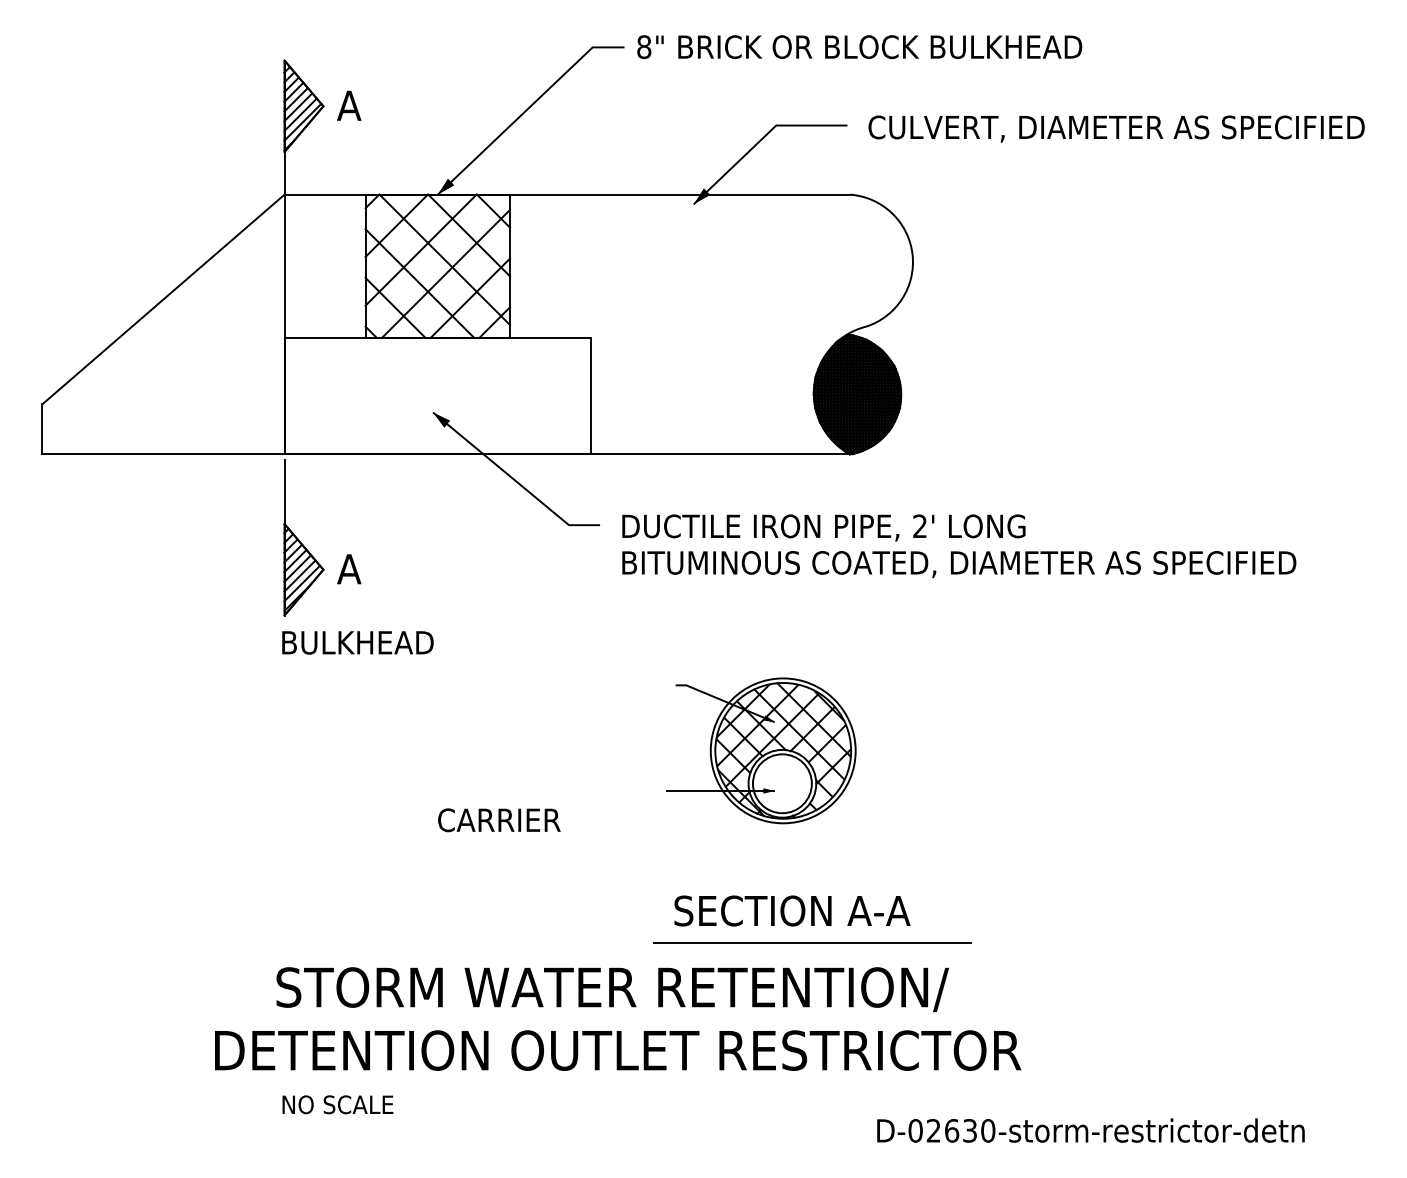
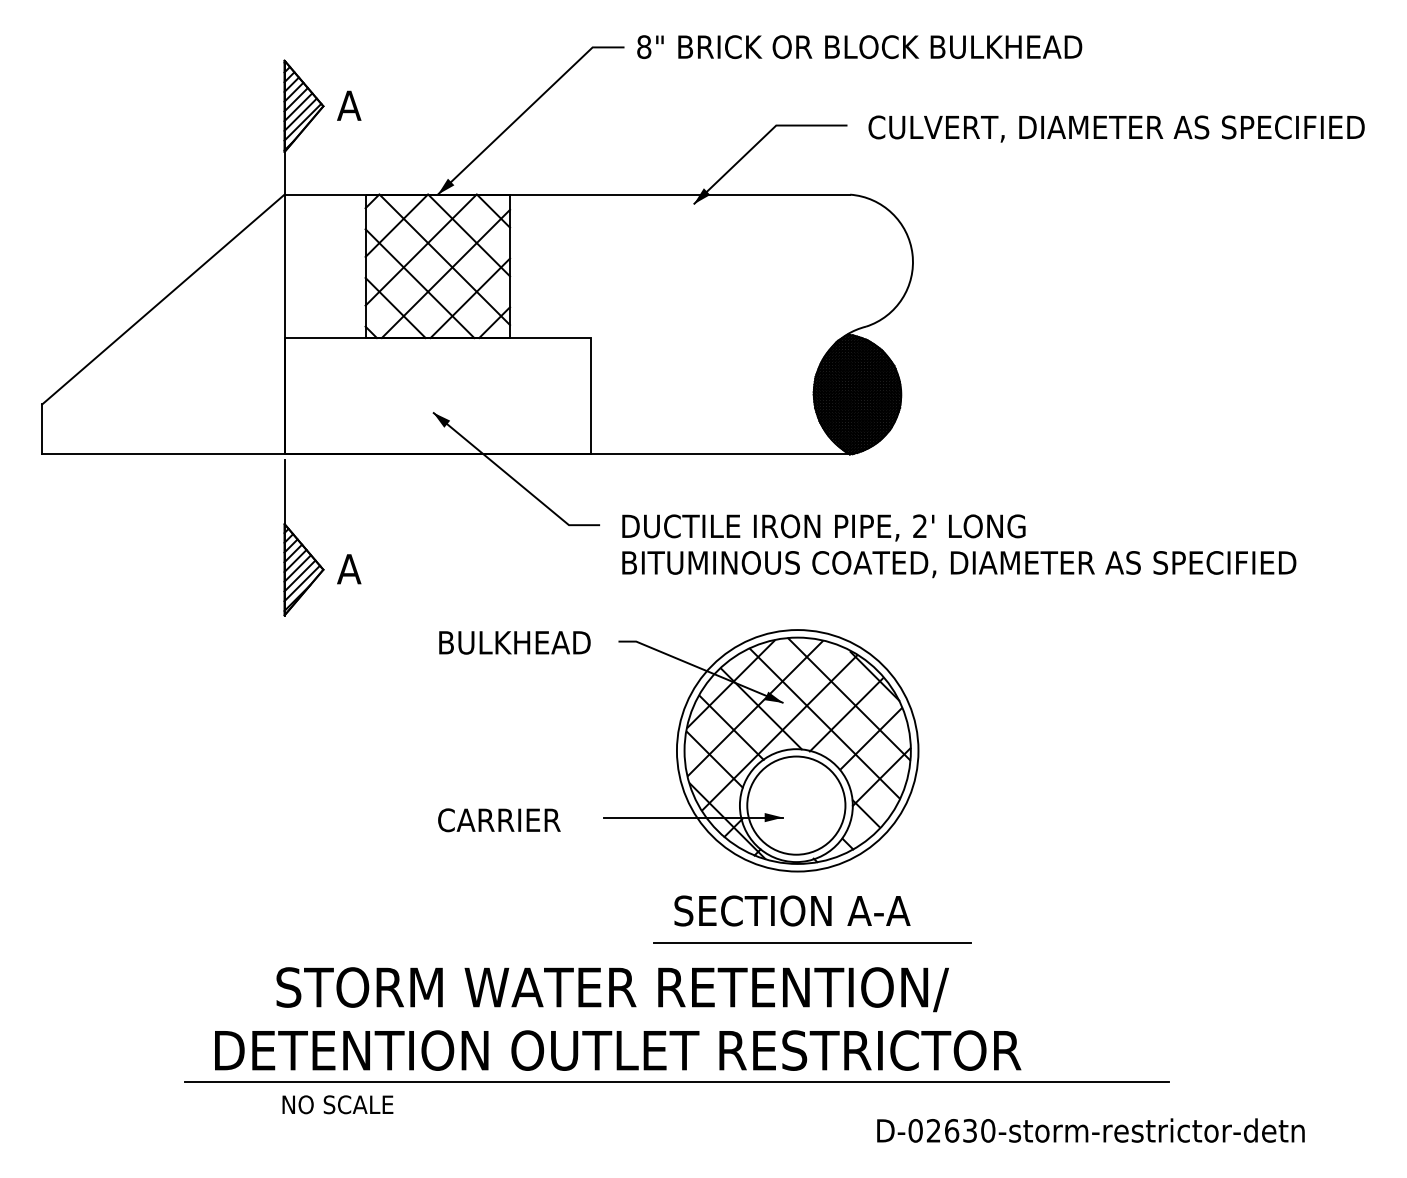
text position: (357, 642) -> (514, 642) (514, 642)
part size: 191x148 px -> 317x244 px (761, 750)
line: none -> present (676, 1082)
